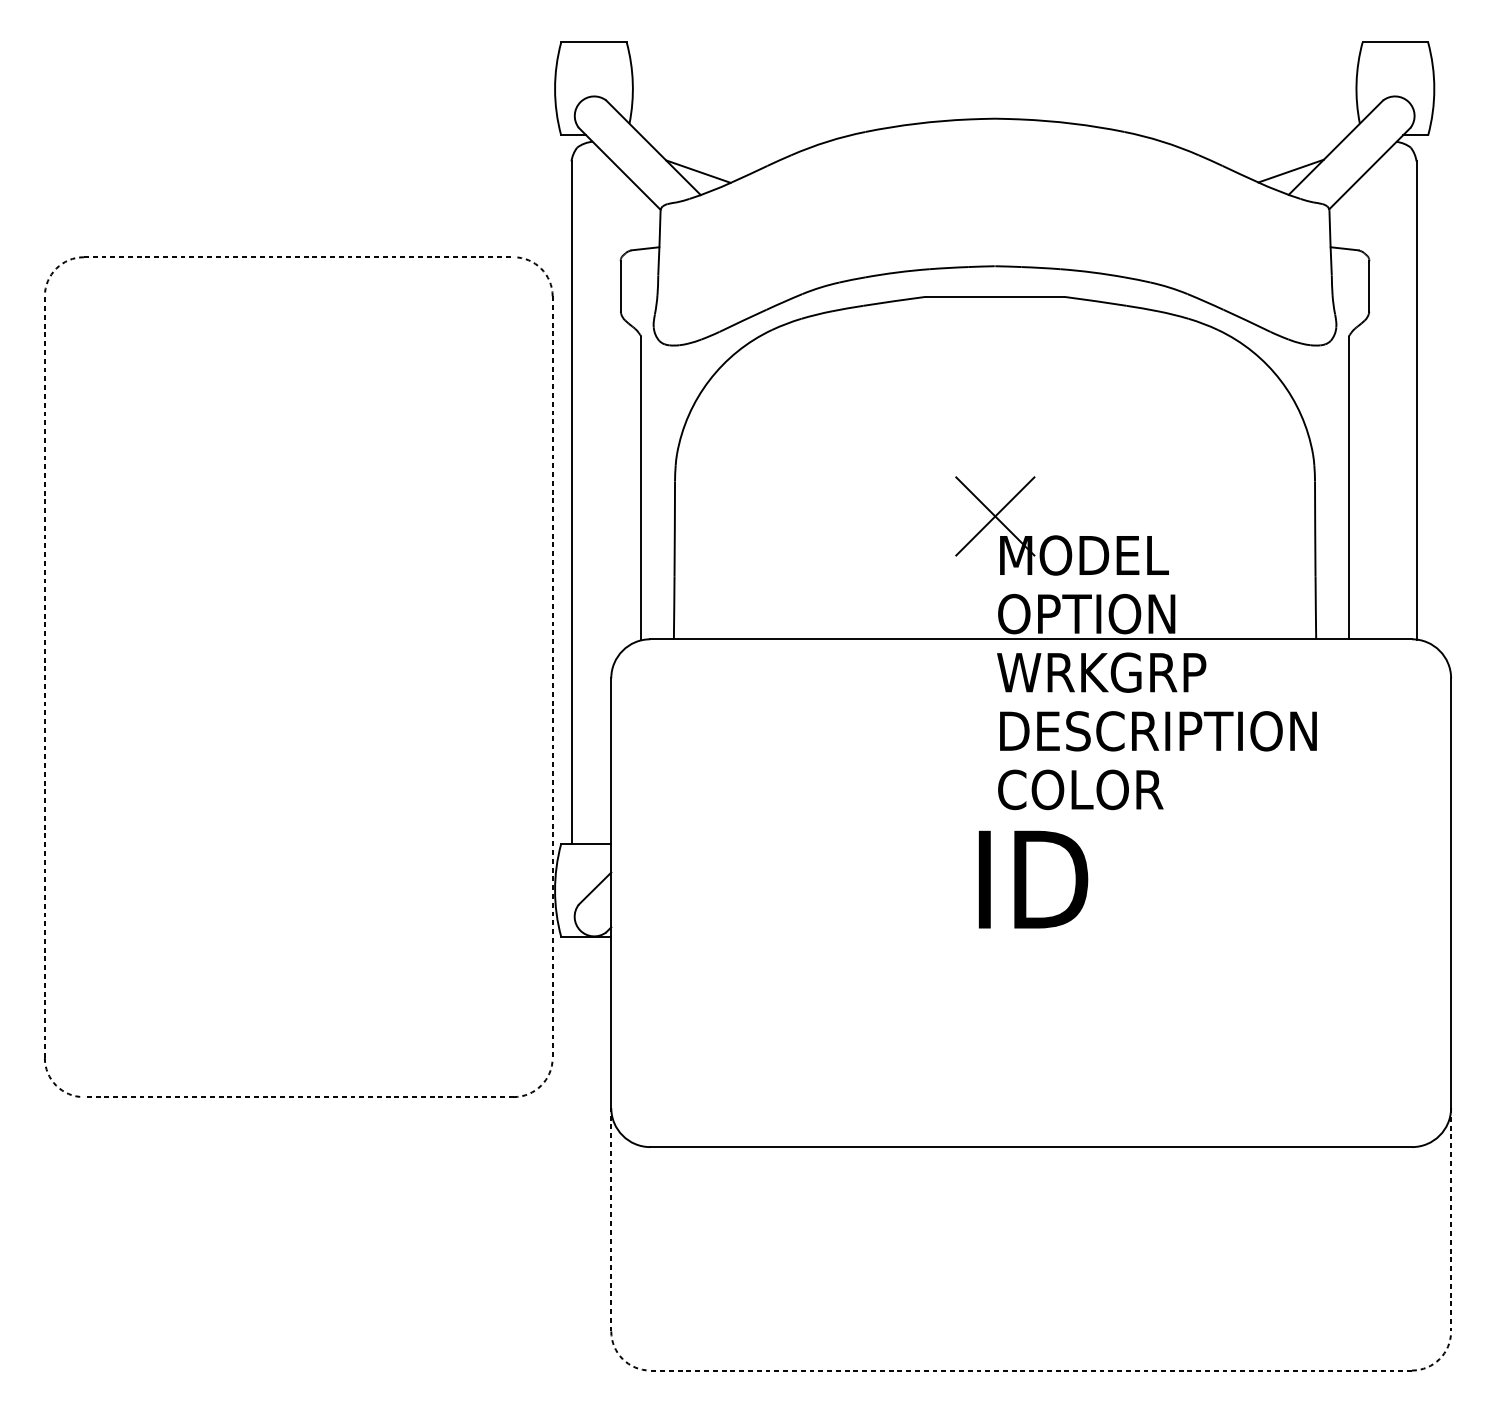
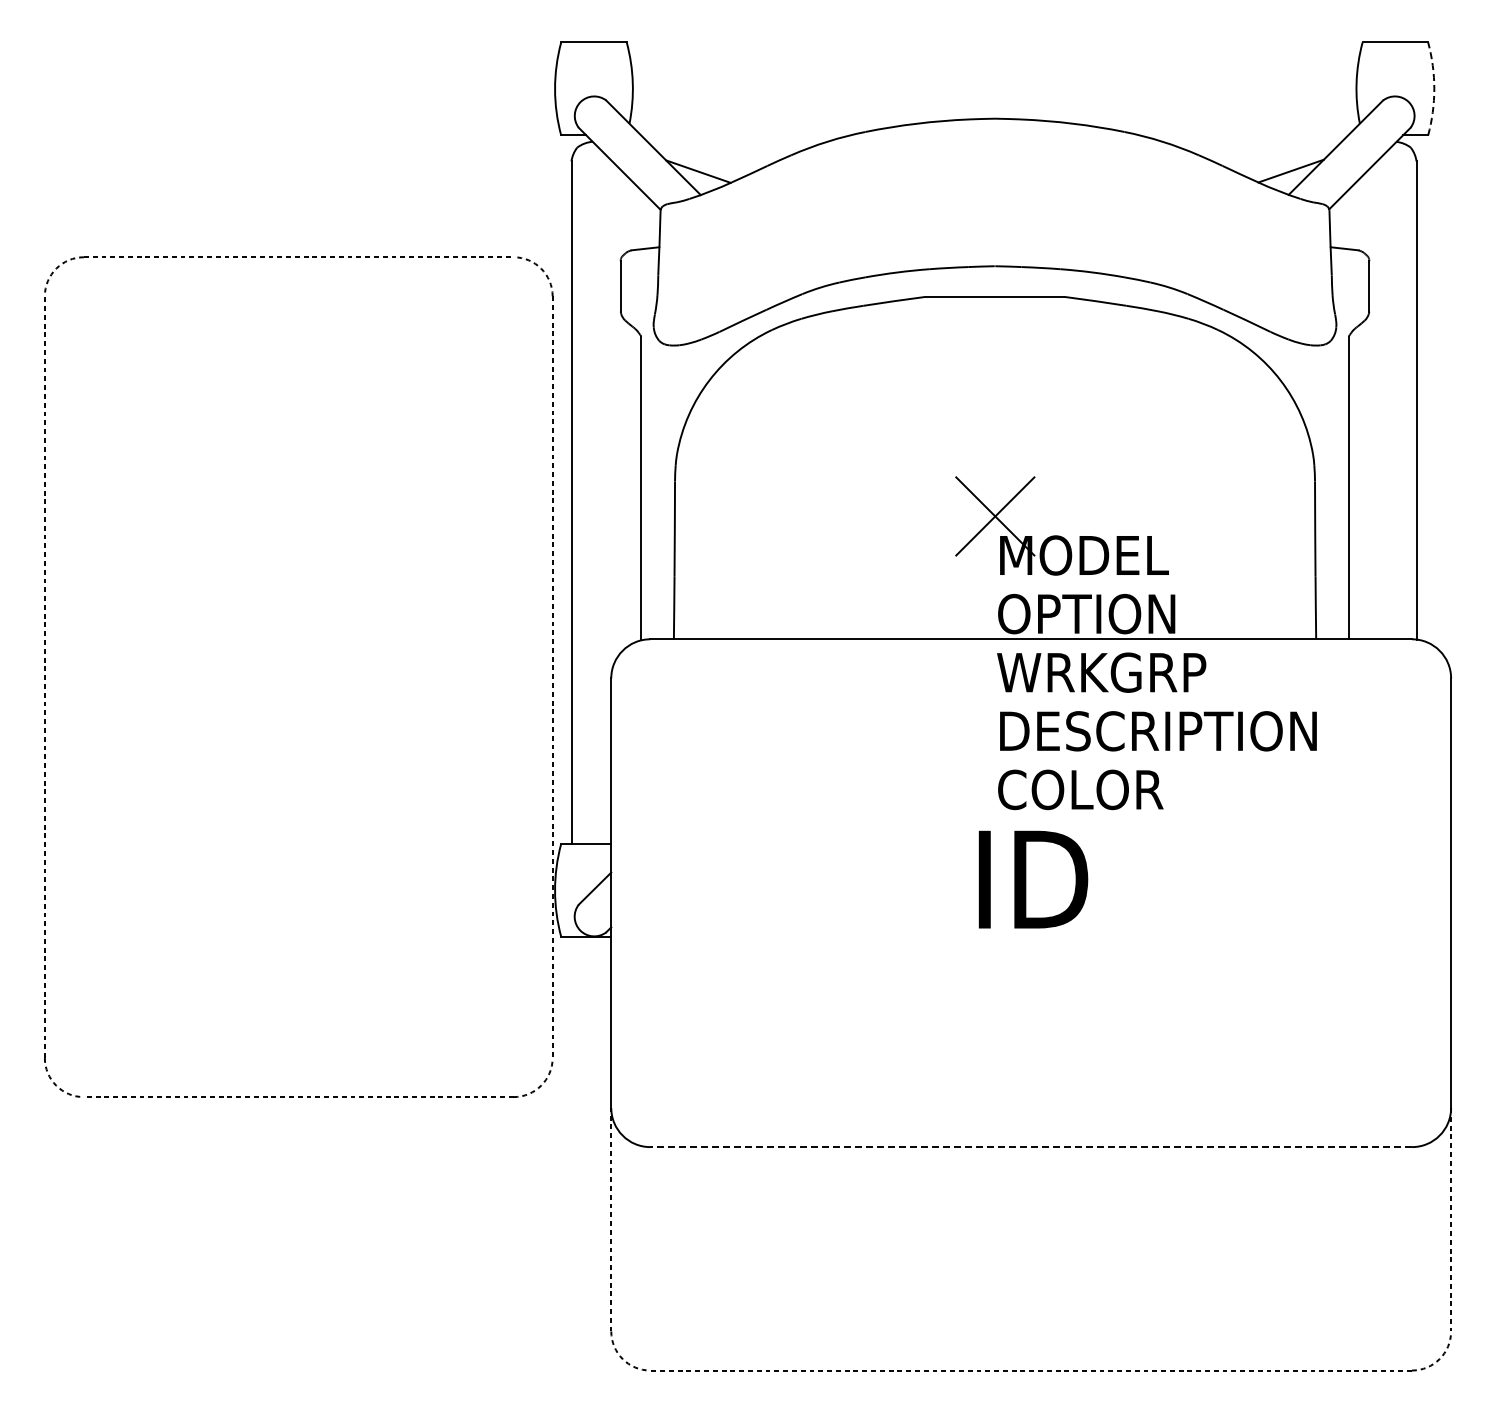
arc: solid -> dashed (1434, 88)
line: solid -> dashed (1031, 1147)
